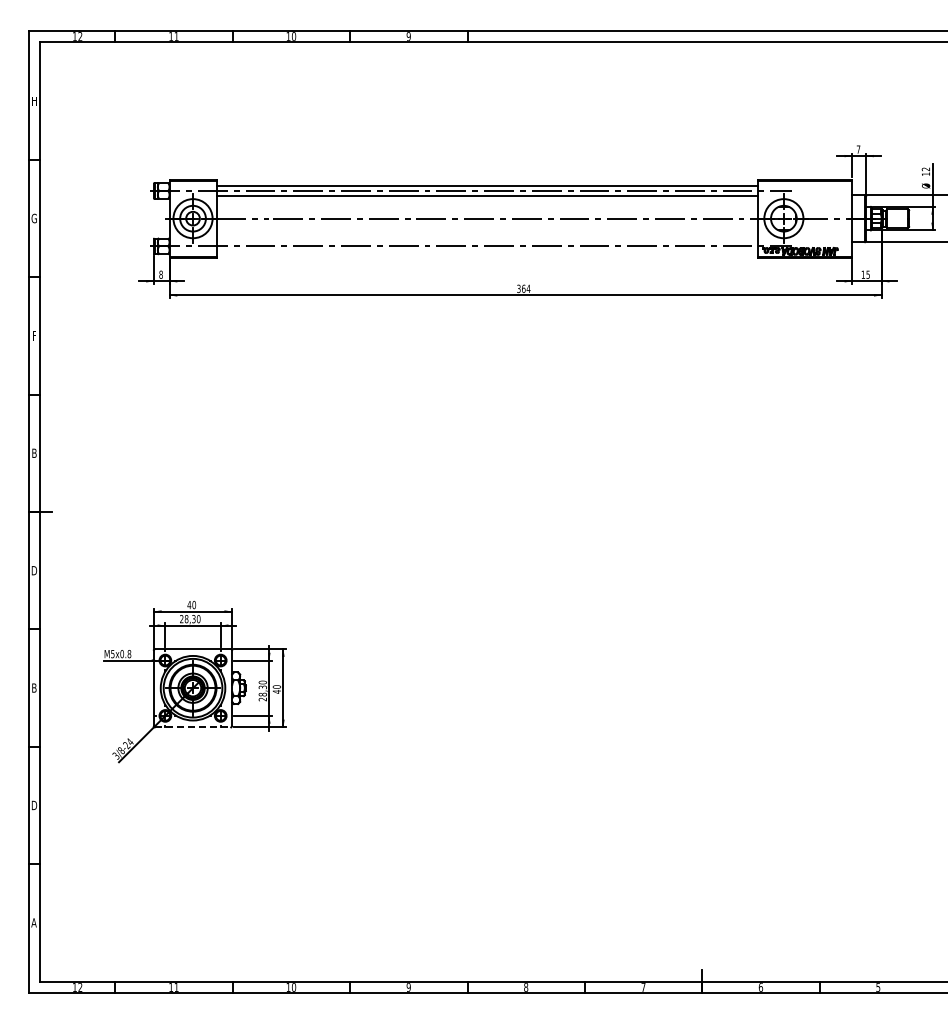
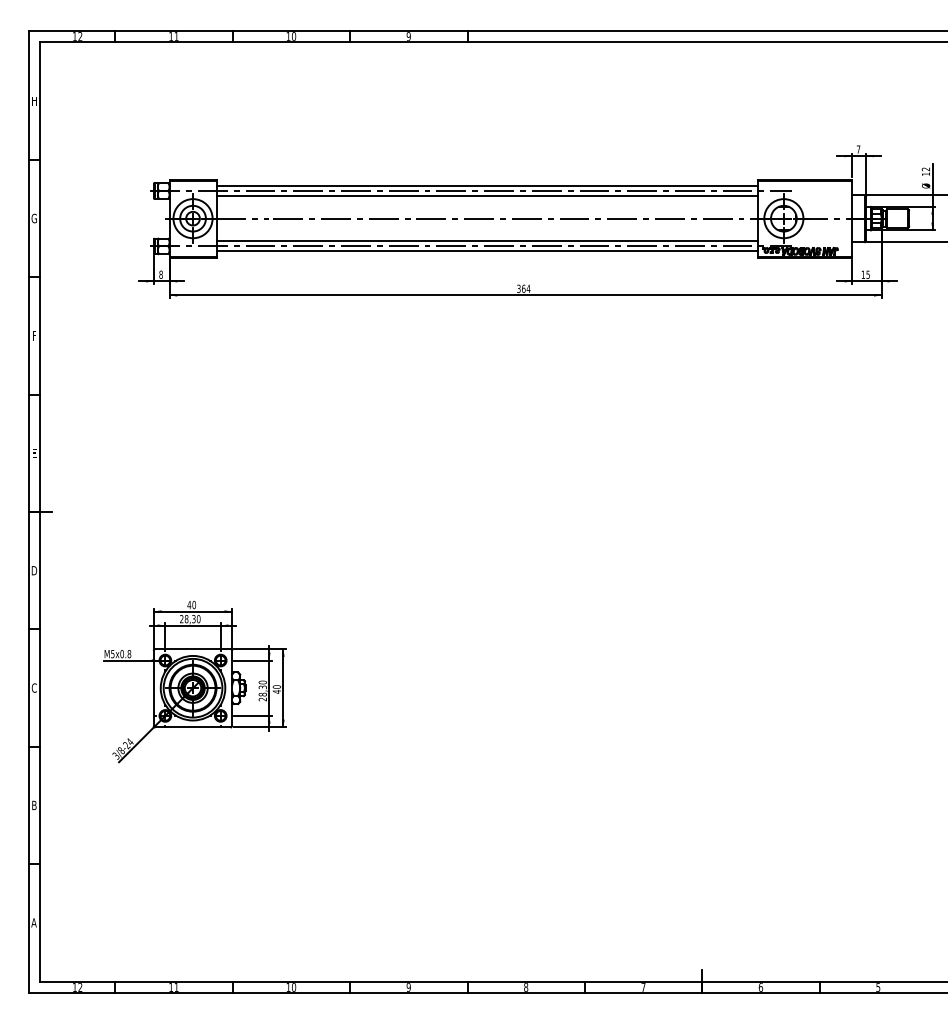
line: none -> present (487, 241)
line: none -> present (487, 251)
text: B -> E (34, 452)
text: B -> C (33, 687)
line: dashed -> solid (193, 727)
text: D -> B (34, 805)
